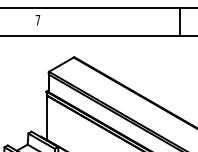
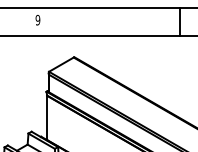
text: 7 -> 9 (37, 19)
